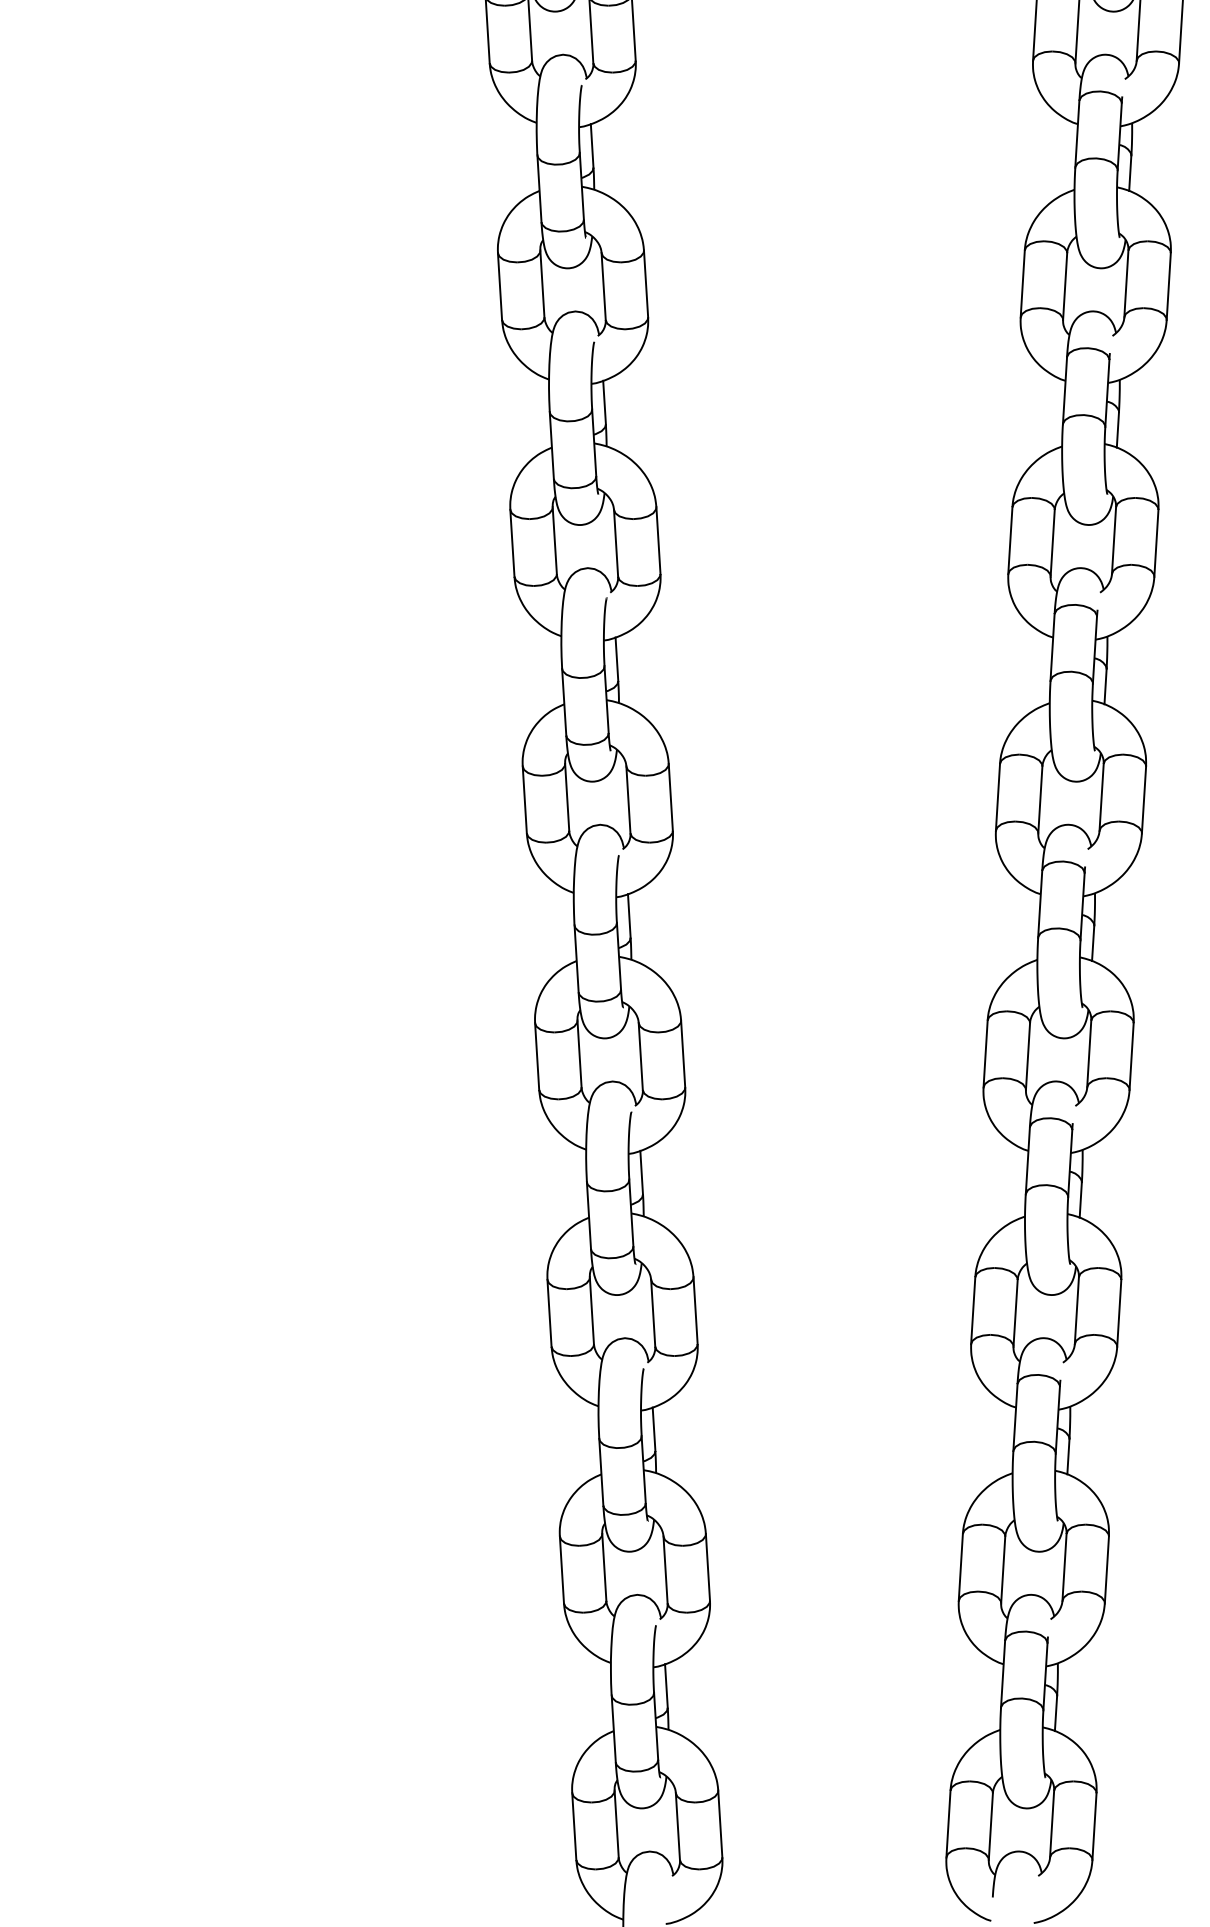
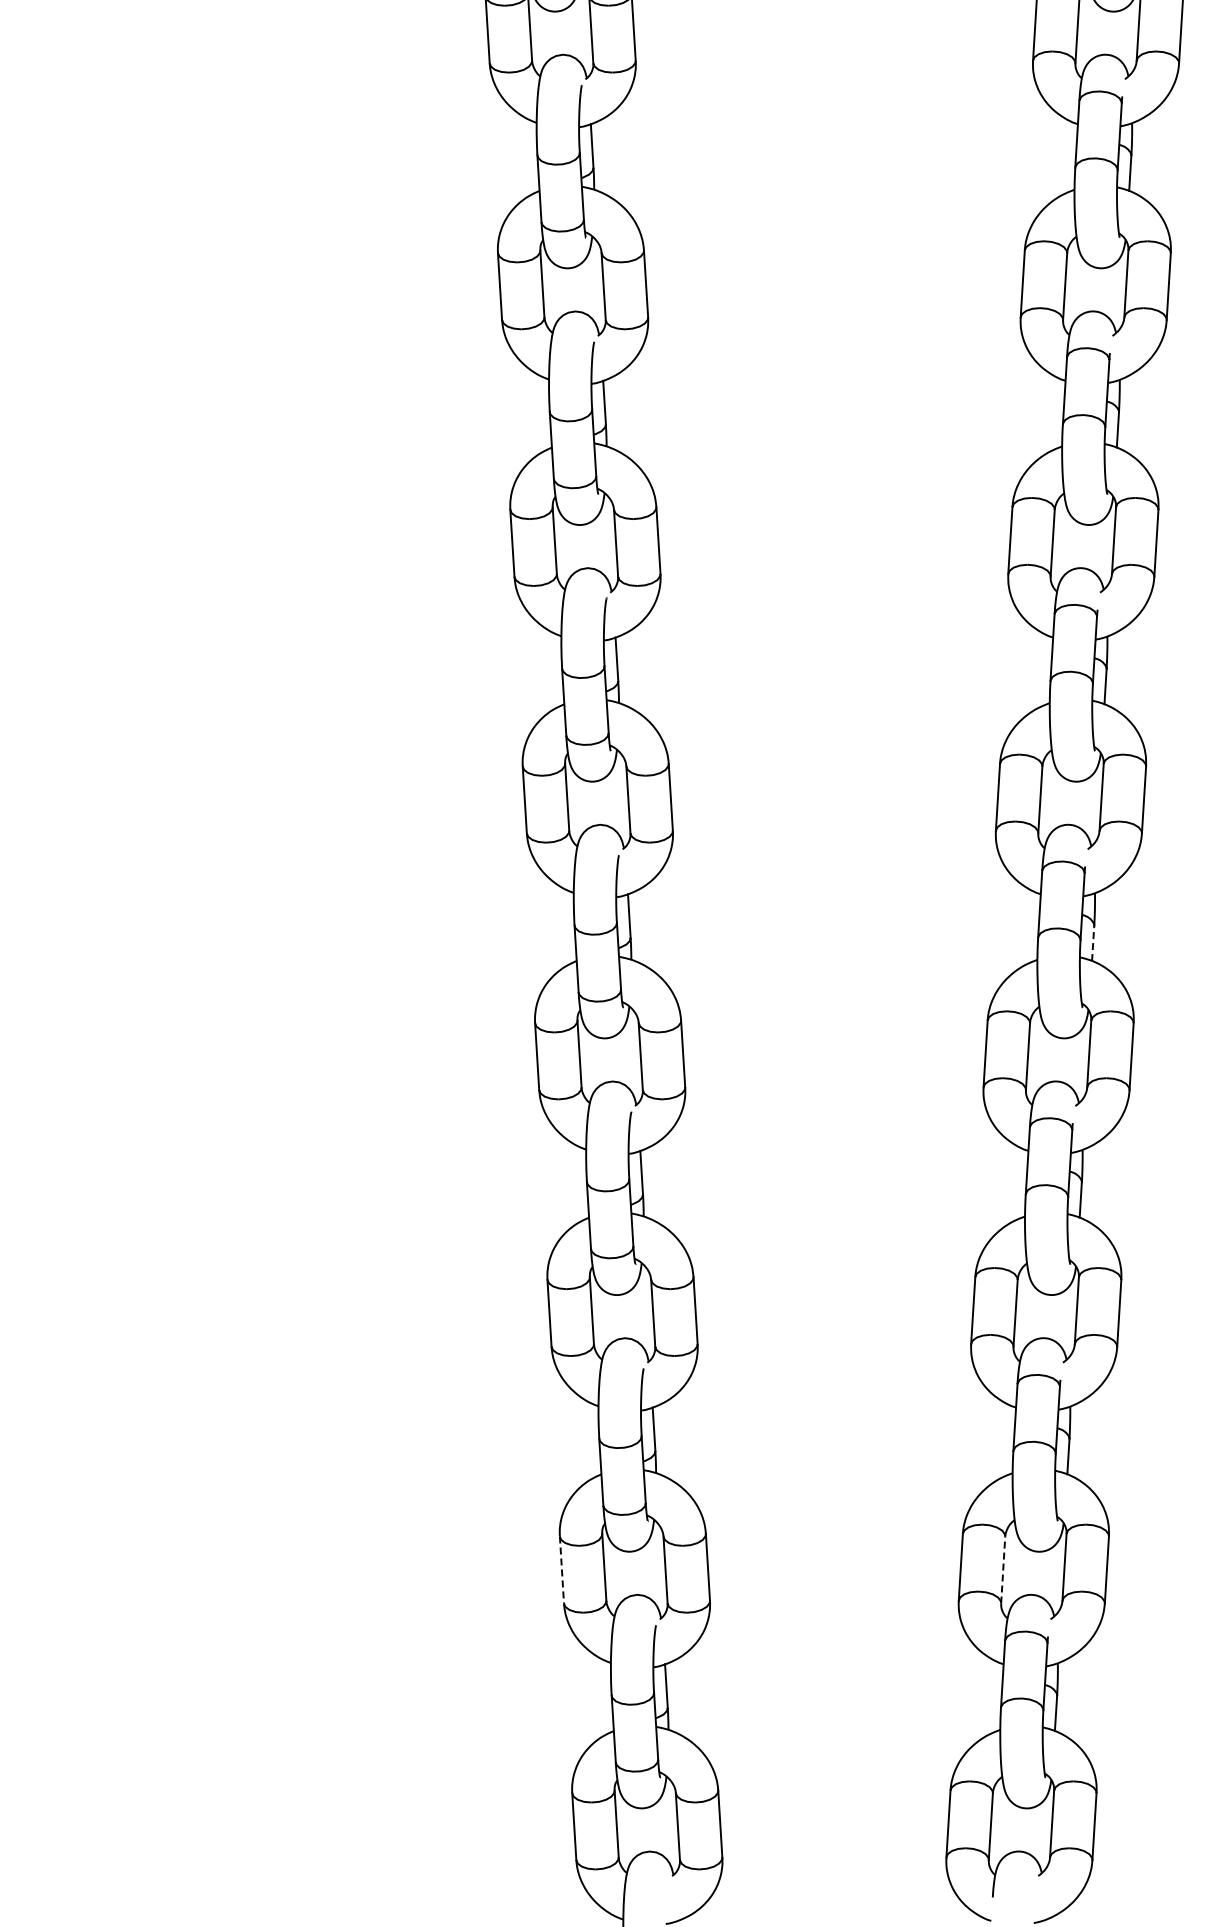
line: solid -> dashed (1093, 943)
line: solid -> dashed (561, 1570)
line: solid -> dashed (1003, 1570)
